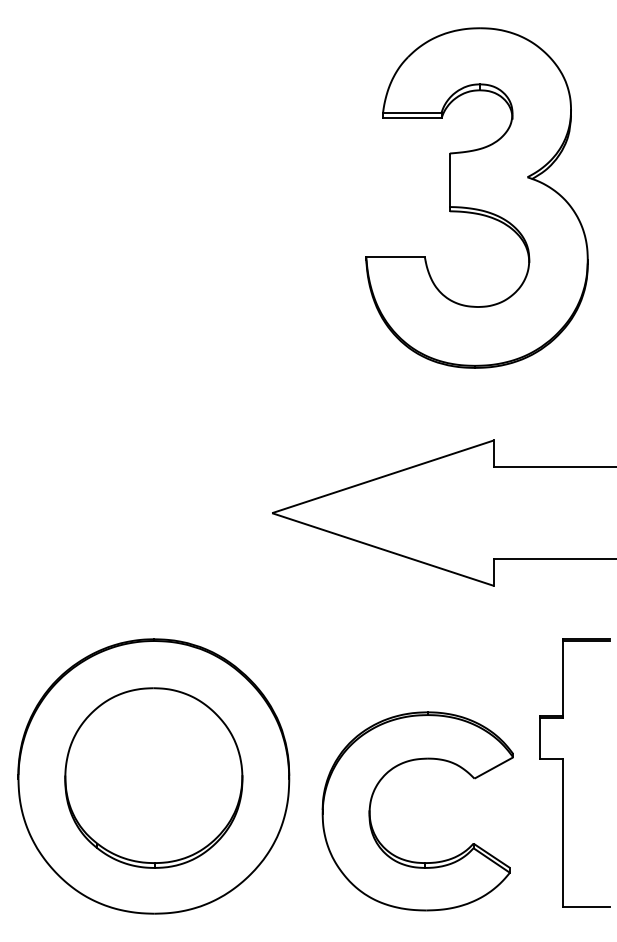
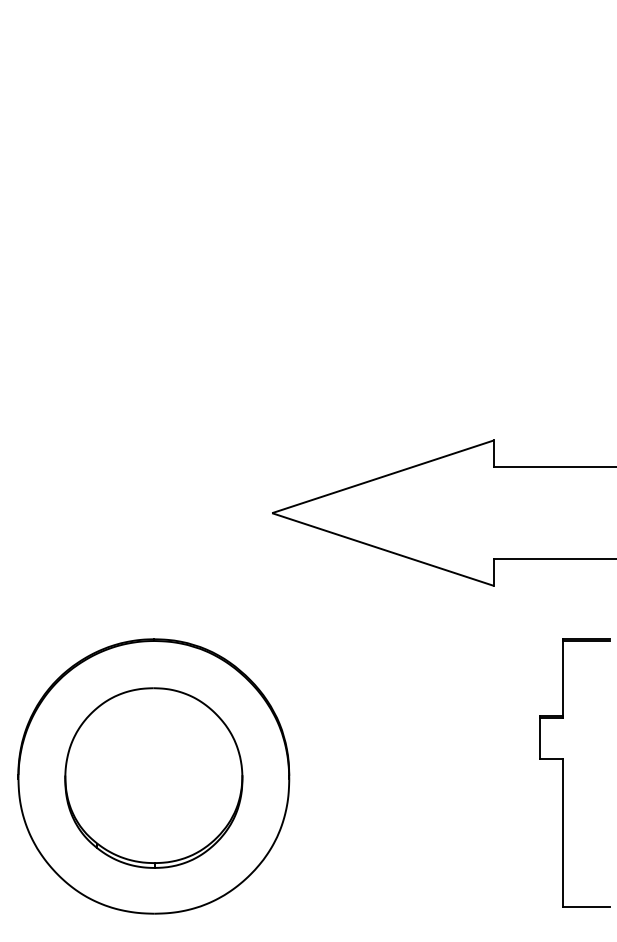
part: present -> none (476, 197)
part: present -> none (371, 804)
